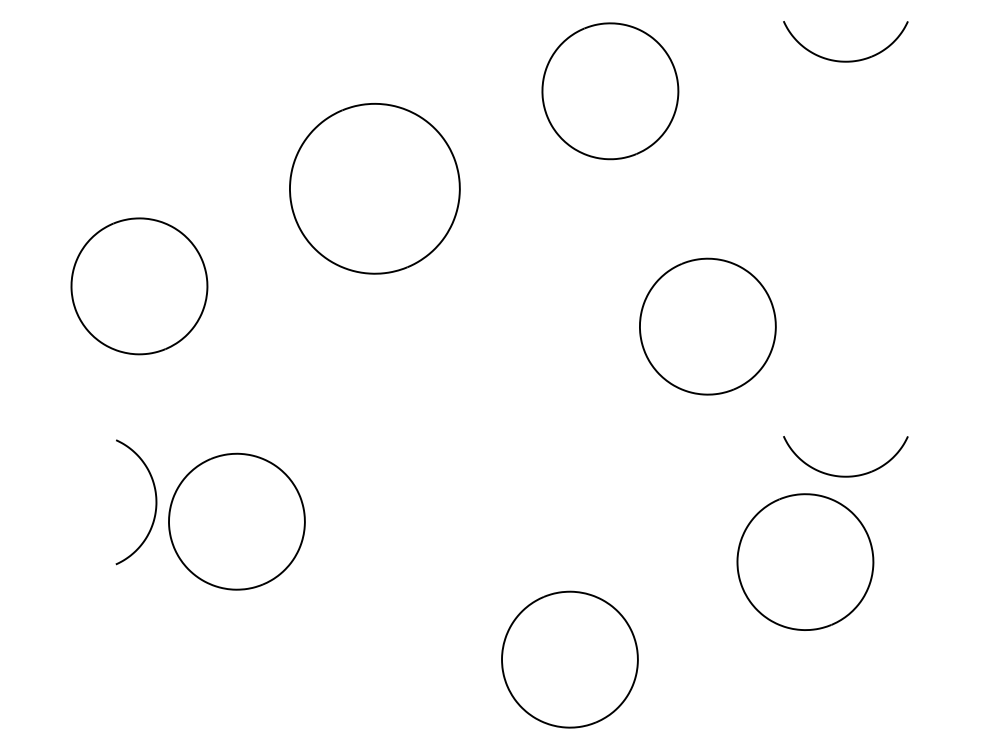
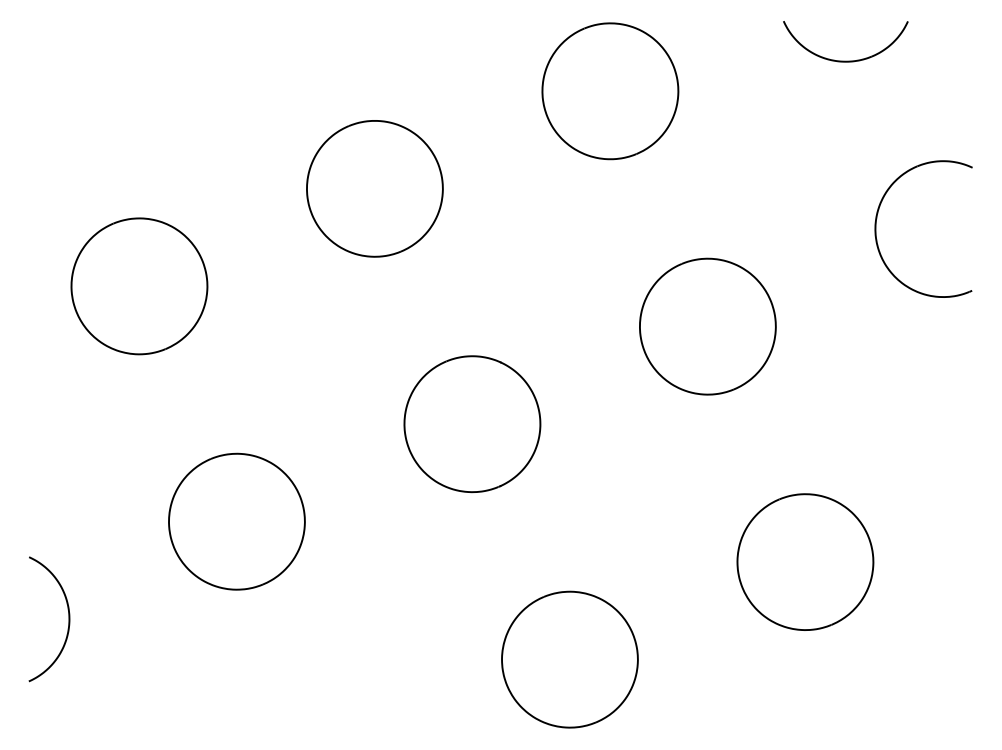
part size: 172x172 px -> 138x138 px (374, 188)
part: none -> present (876, 228)
part: none -> present (472, 424)
part: present -> none (845, 475)
curve position: (155, 502) -> (68, 619) (68, 619)
